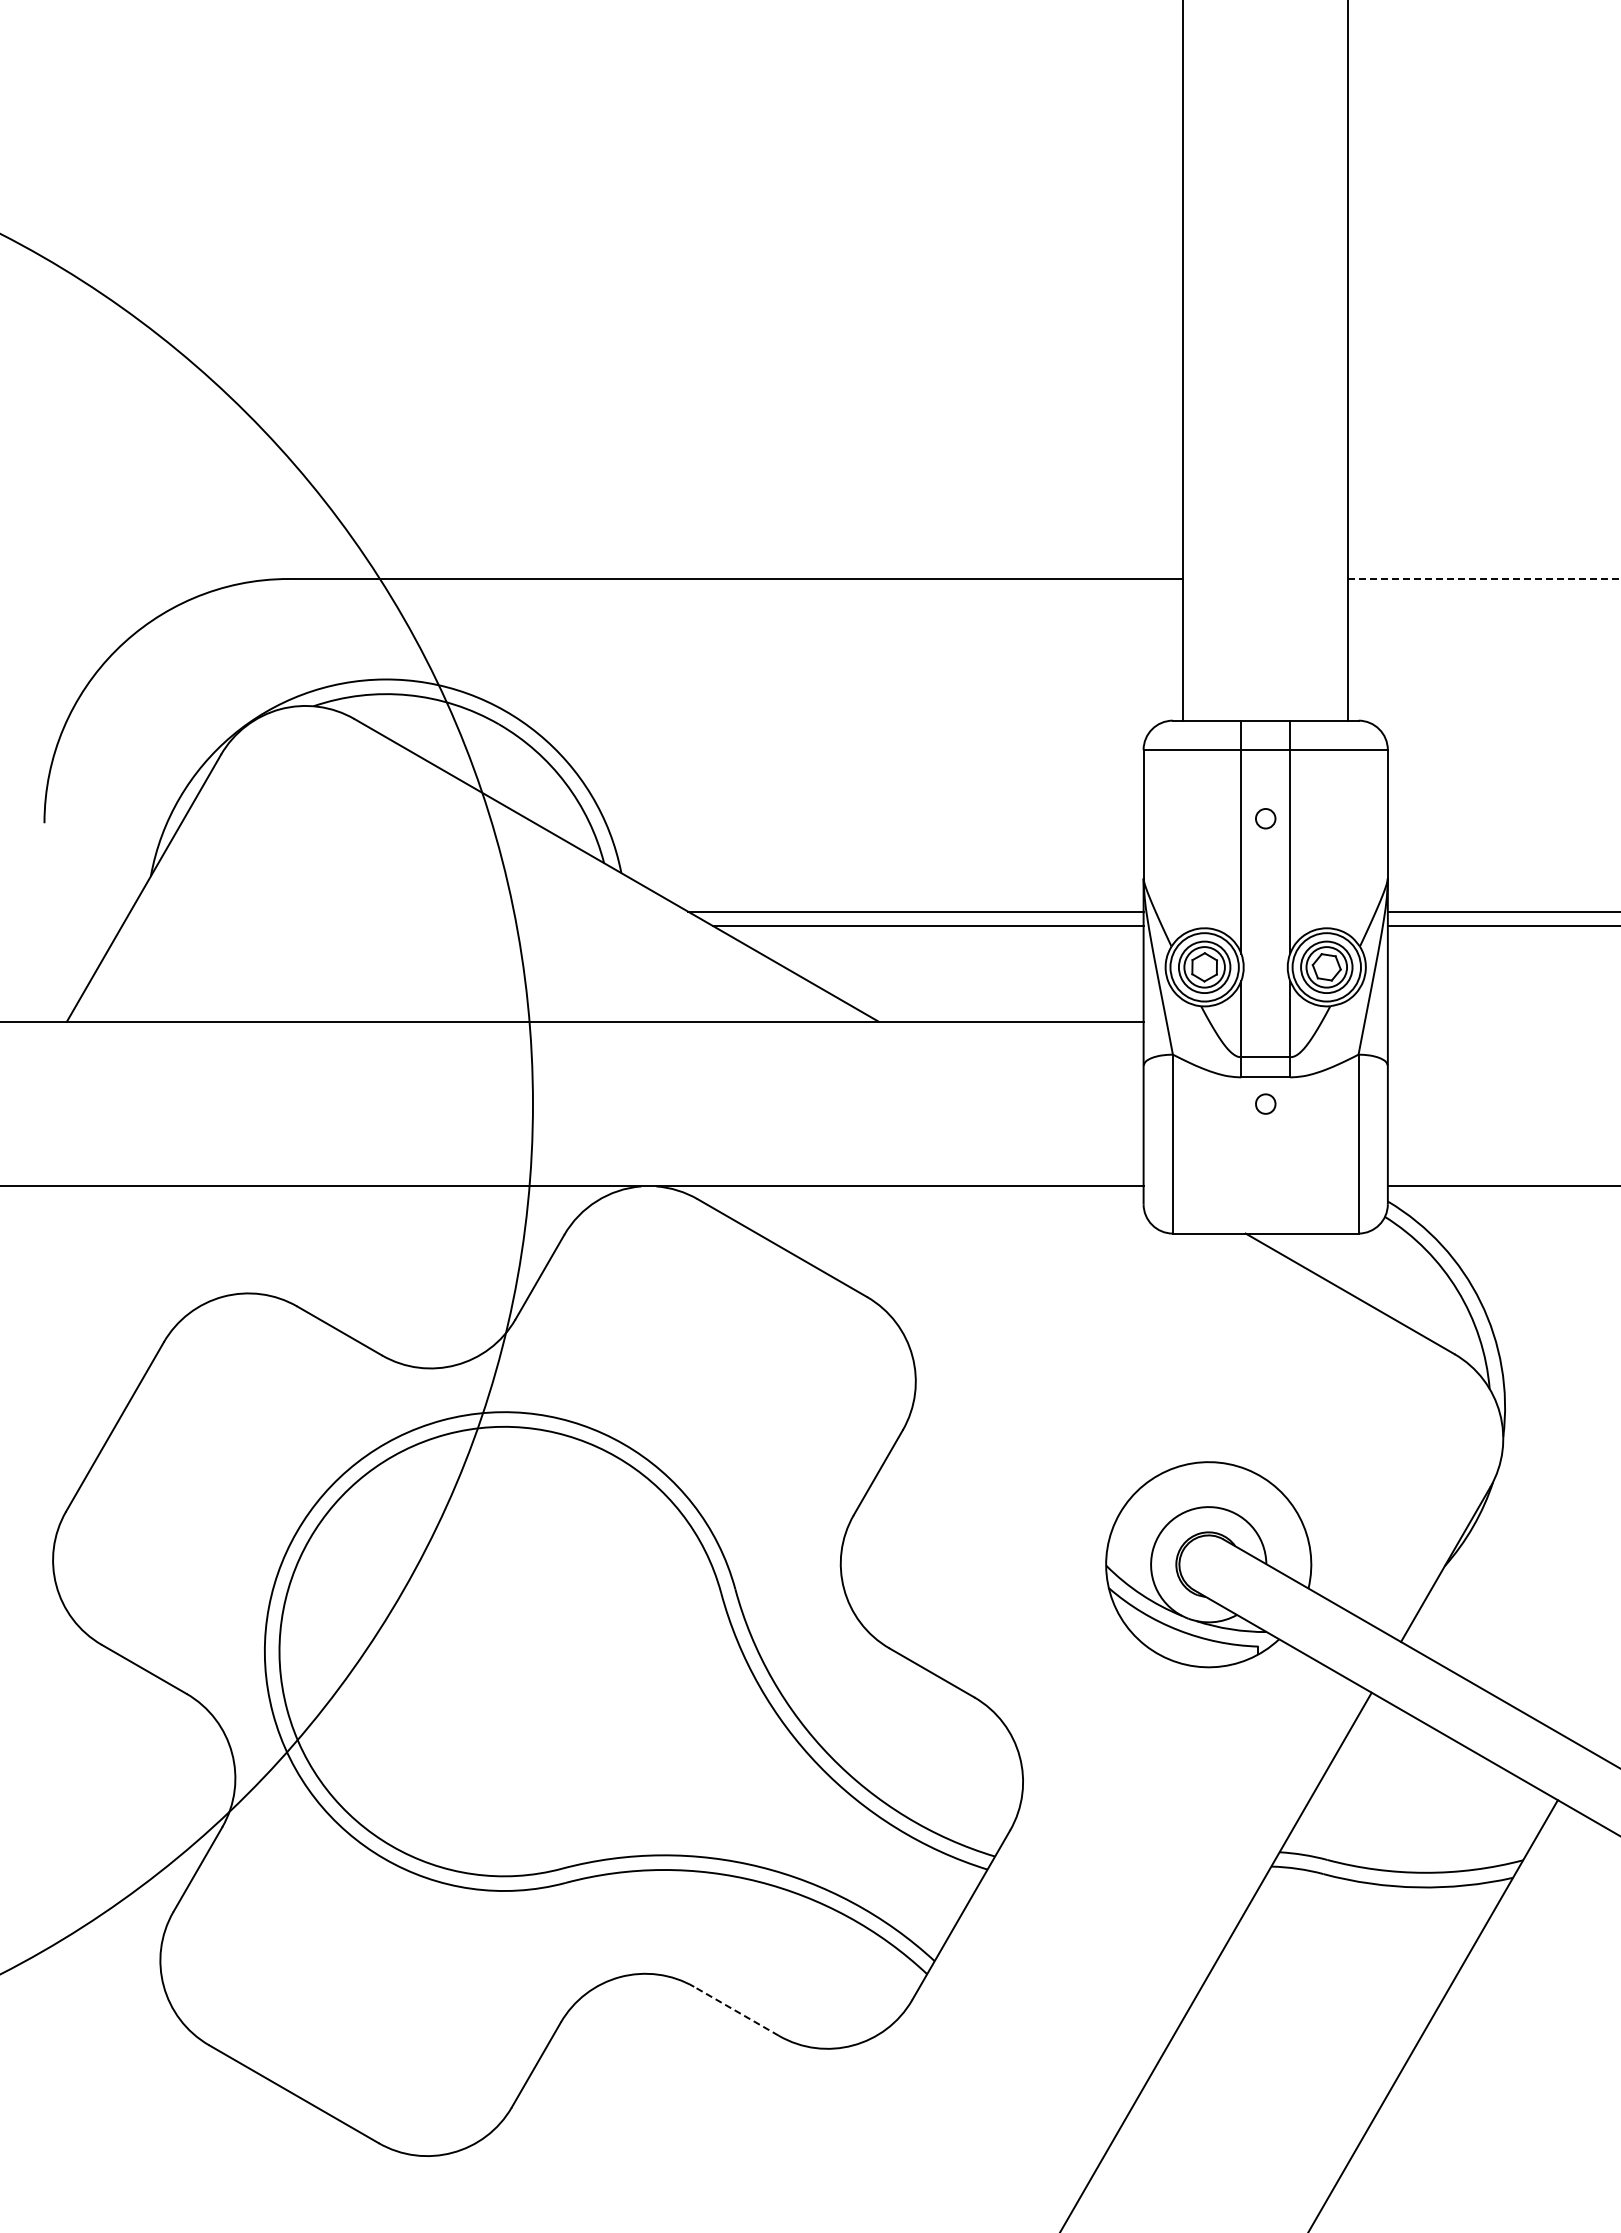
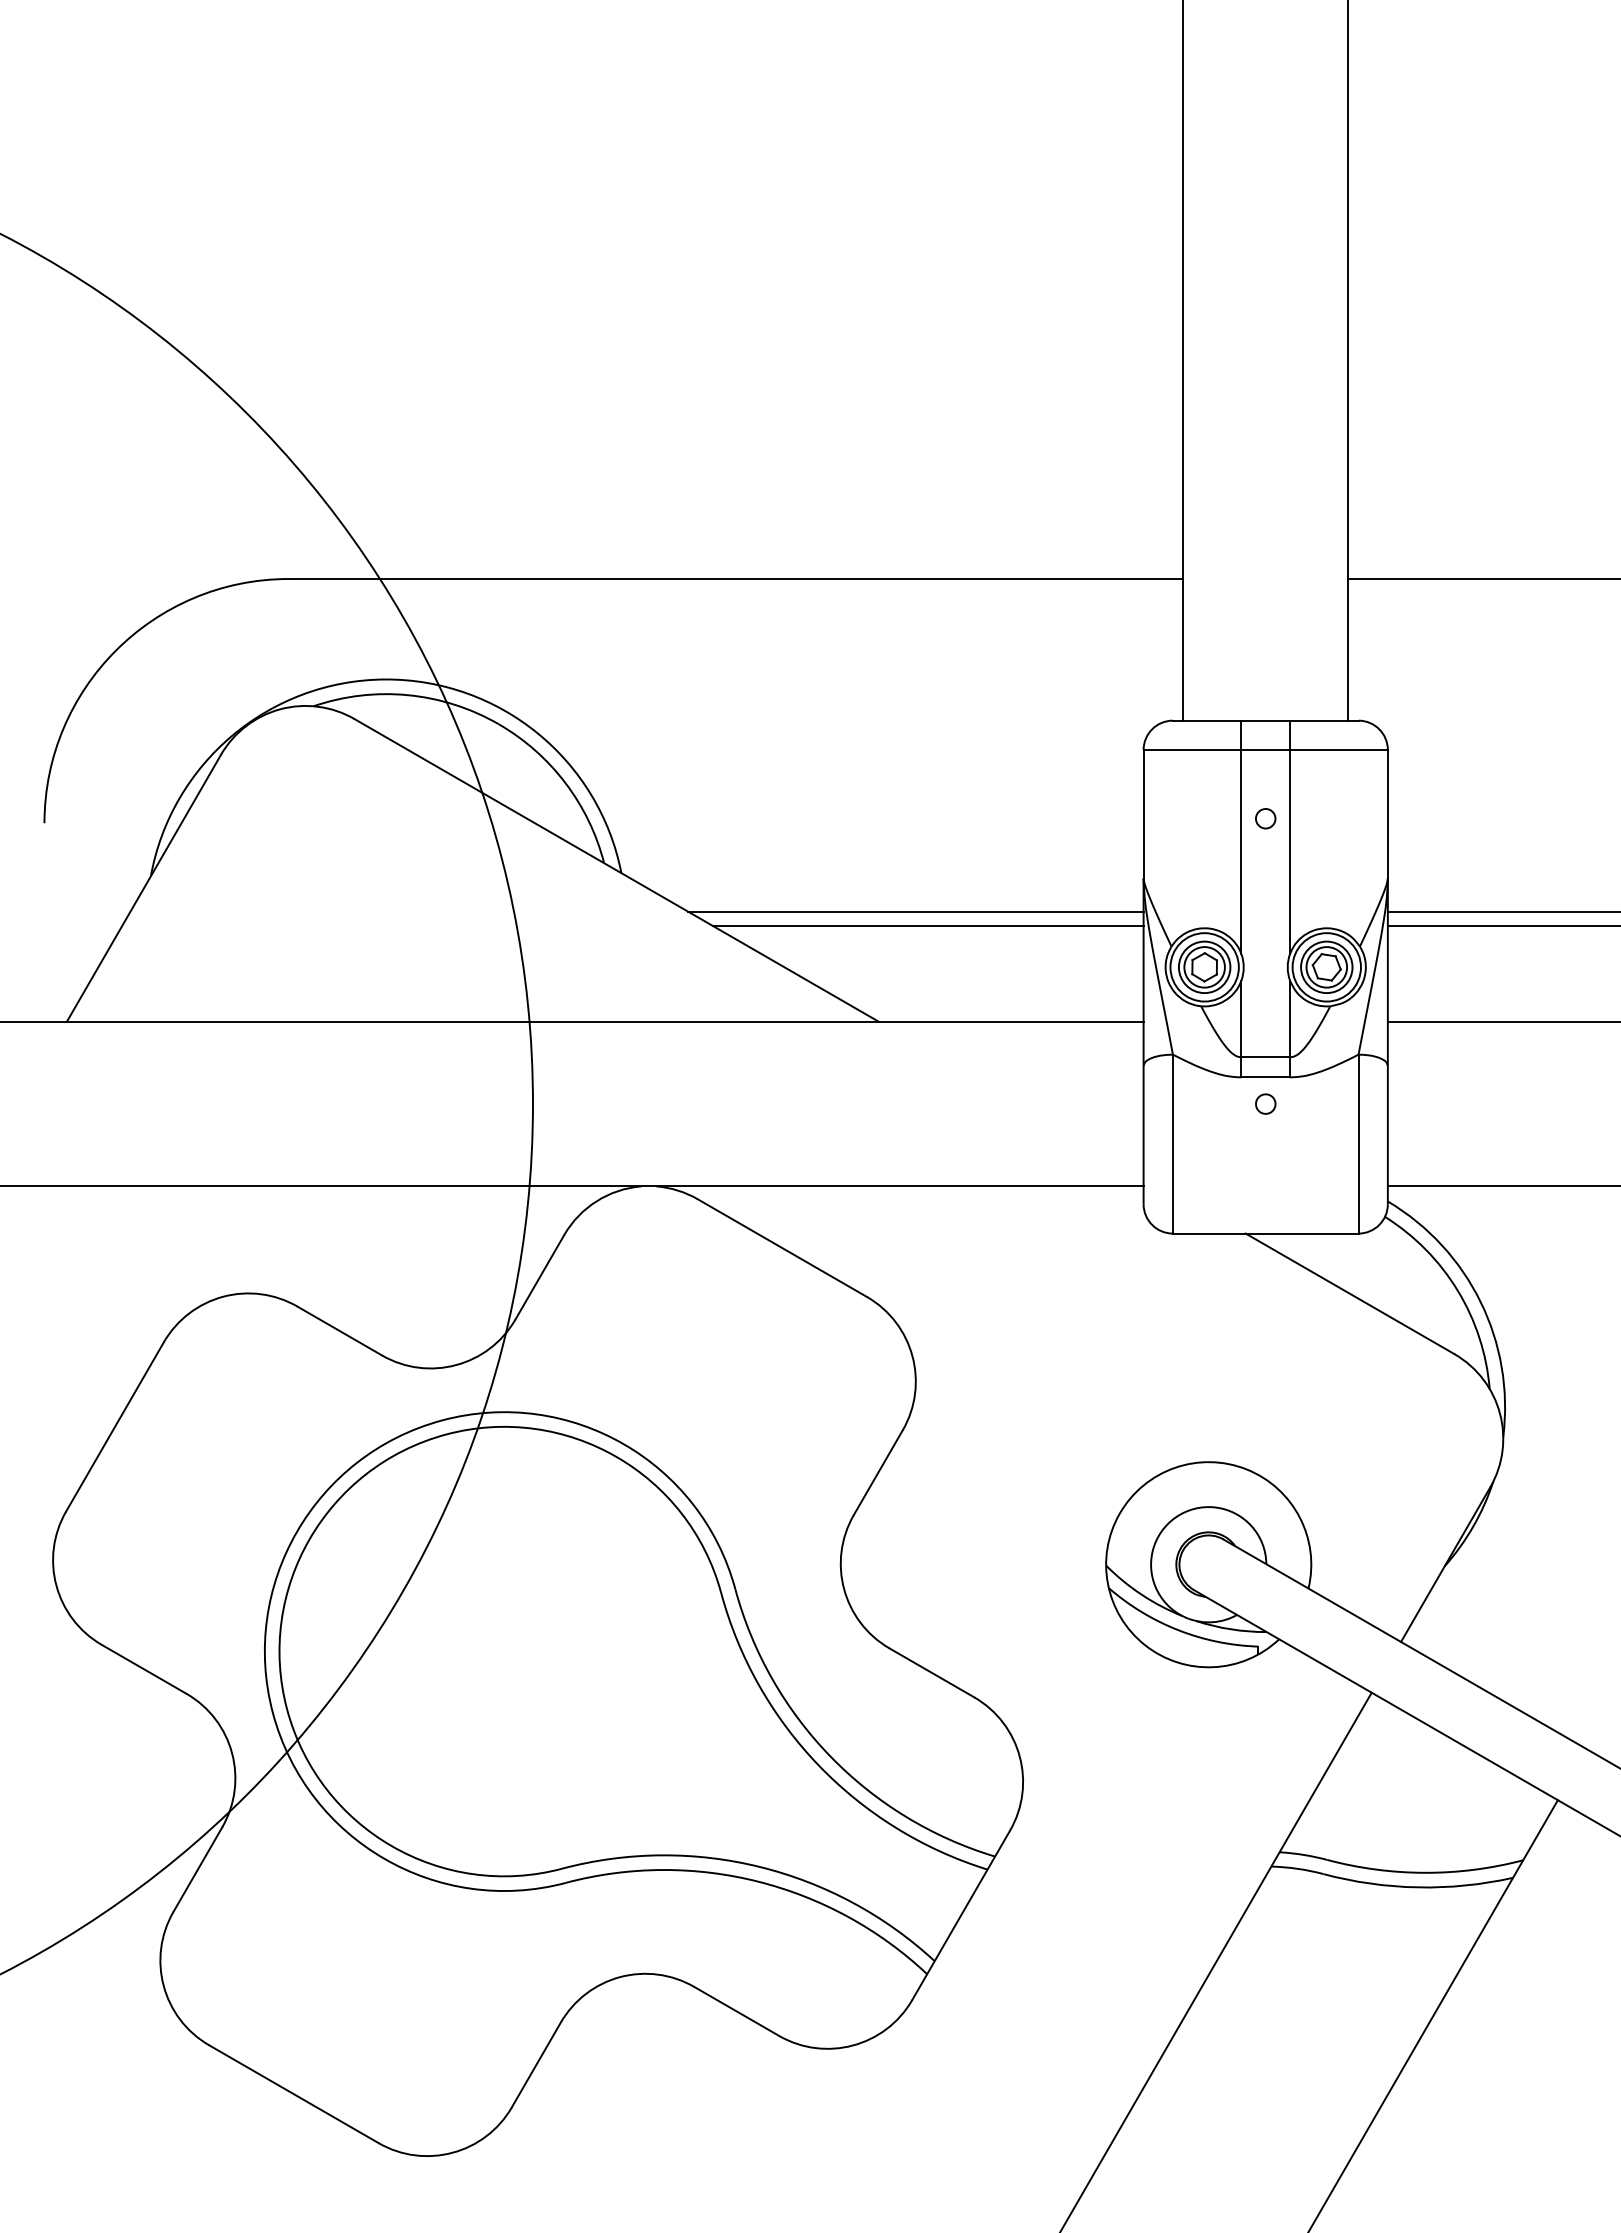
line: dashed -> solid (1484, 579)
line: none -> present (1502, 1021)
line: dashed -> solid (736, 2011)
